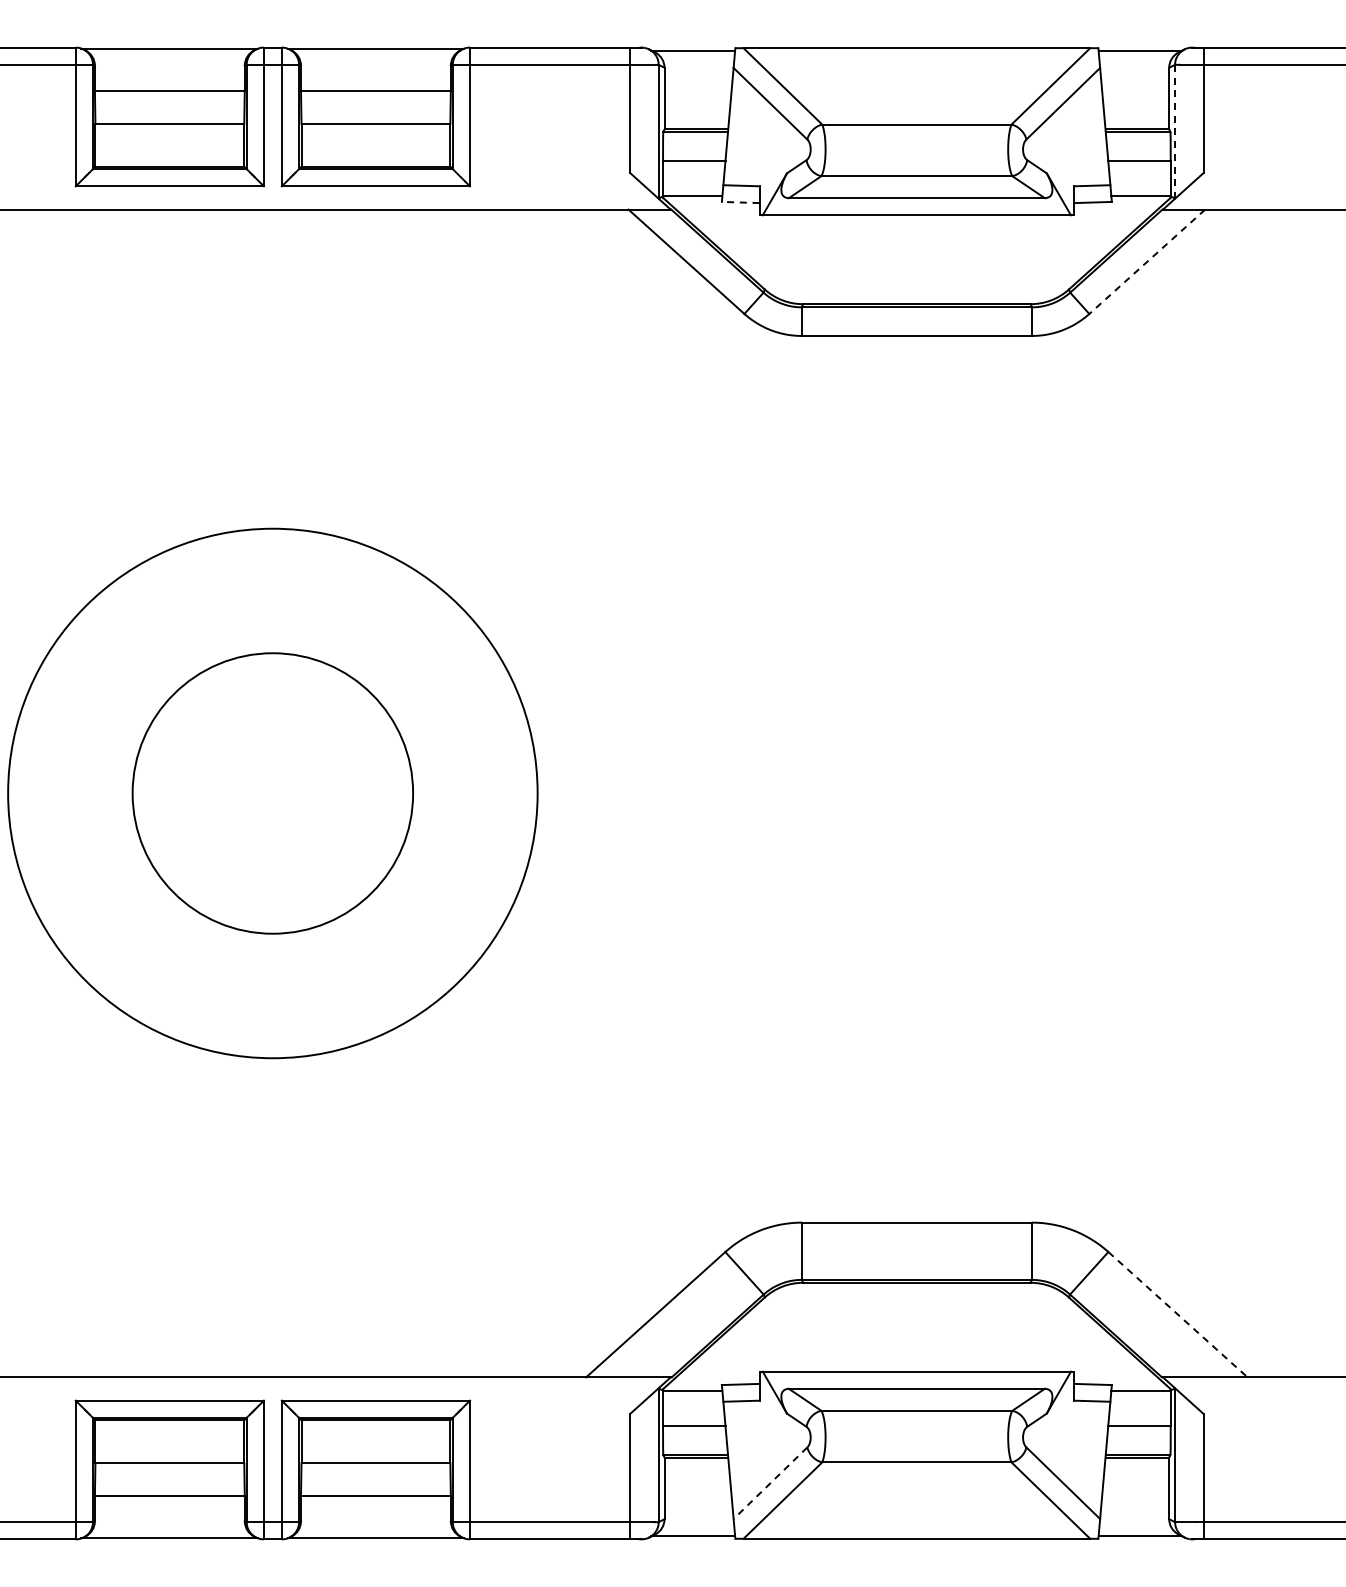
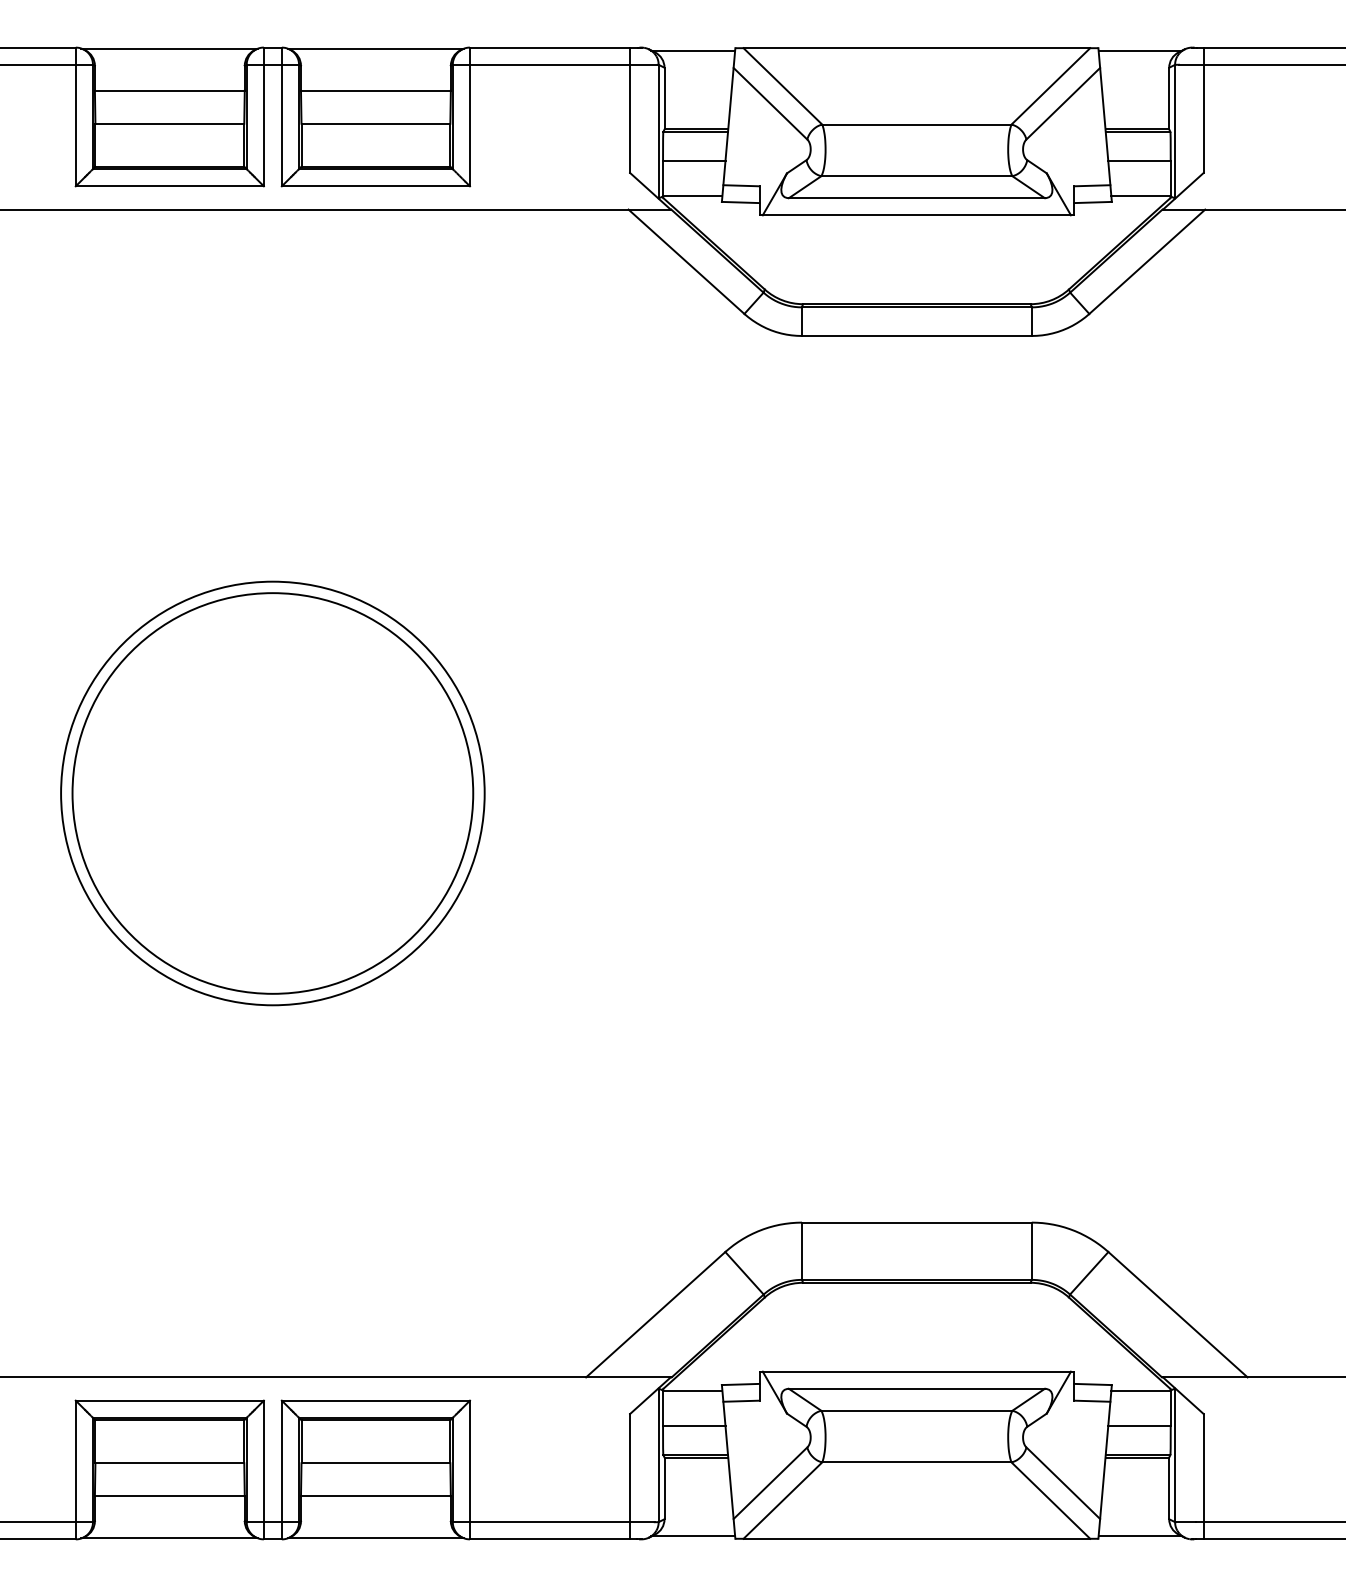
line: dashed -> solid (1175, 131)
line: dashed -> solid (740, 202)
line: dashed -> solid (1147, 261)
circle diameter: 280 px -> 401 px (272, 793)
circle diameter: 530 px -> 424 px (272, 793)
line: dashed -> solid (1178, 1314)
line: dashed -> solid (770, 1483)
